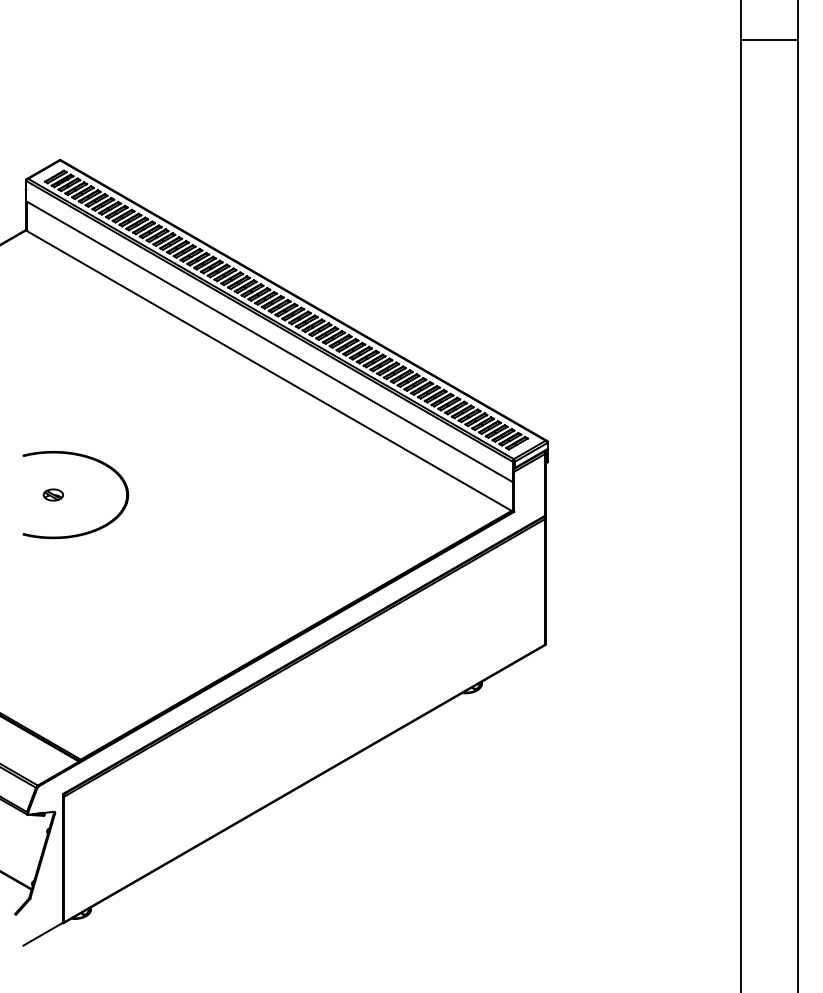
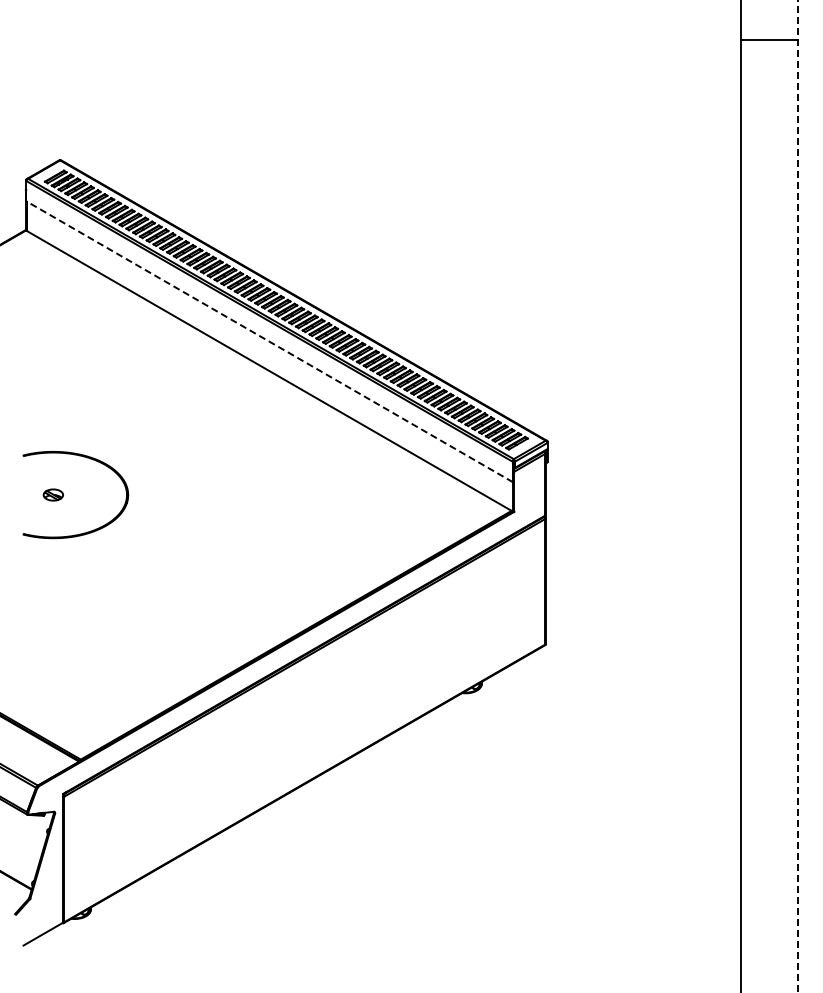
line: solid -> dashed (269, 341)
line: solid -> dashed (798, 496)
